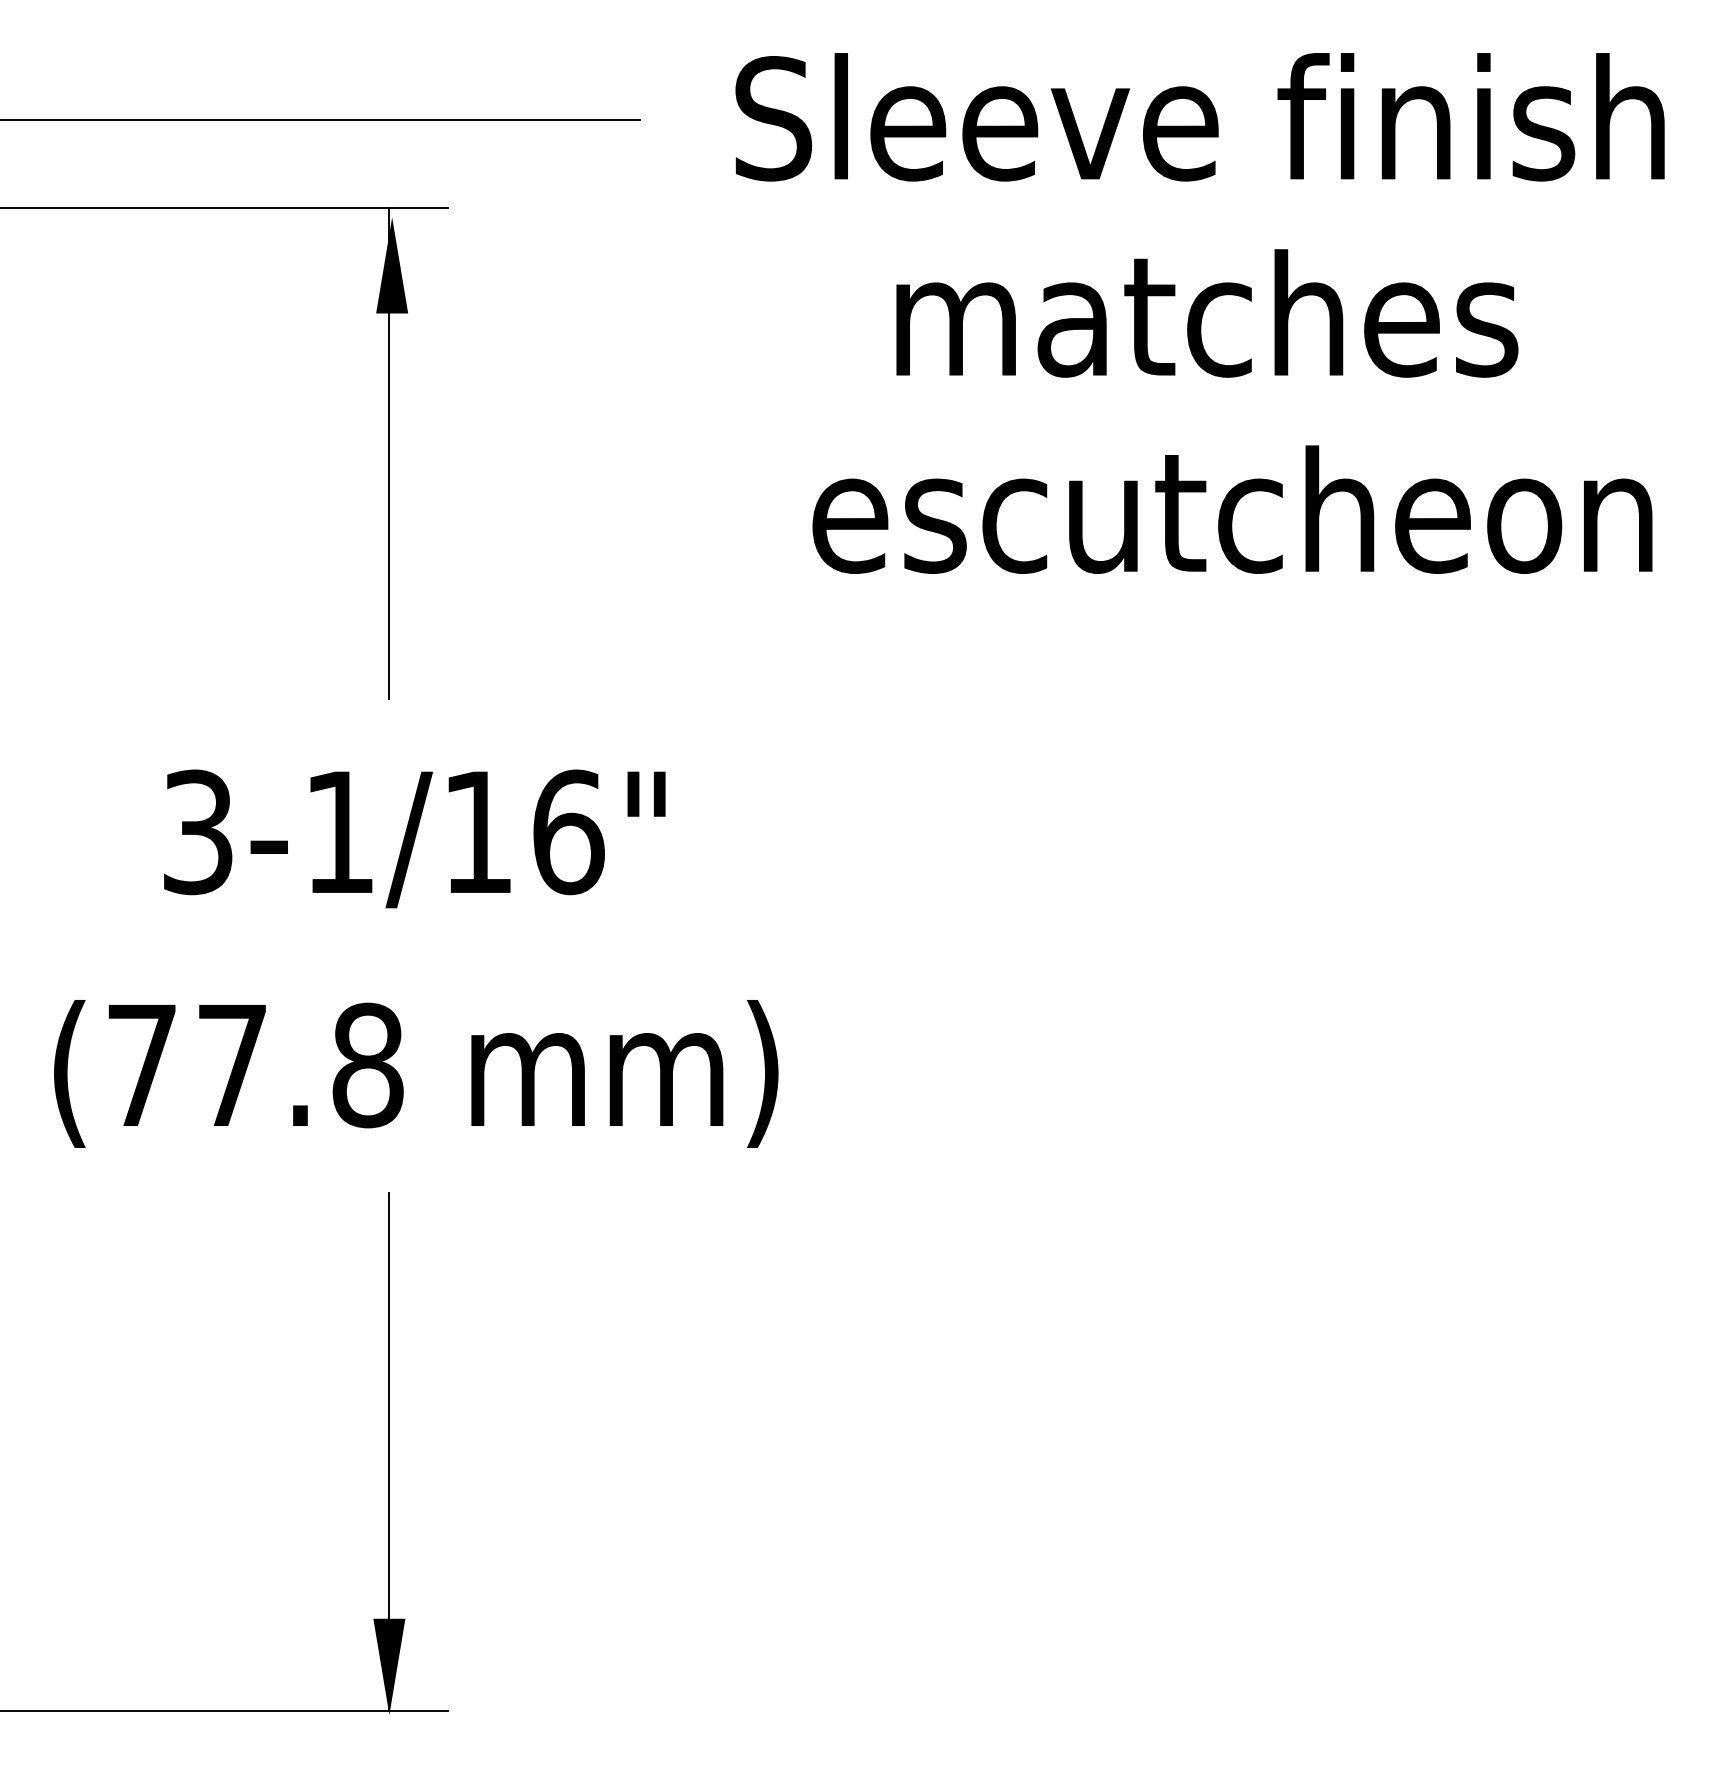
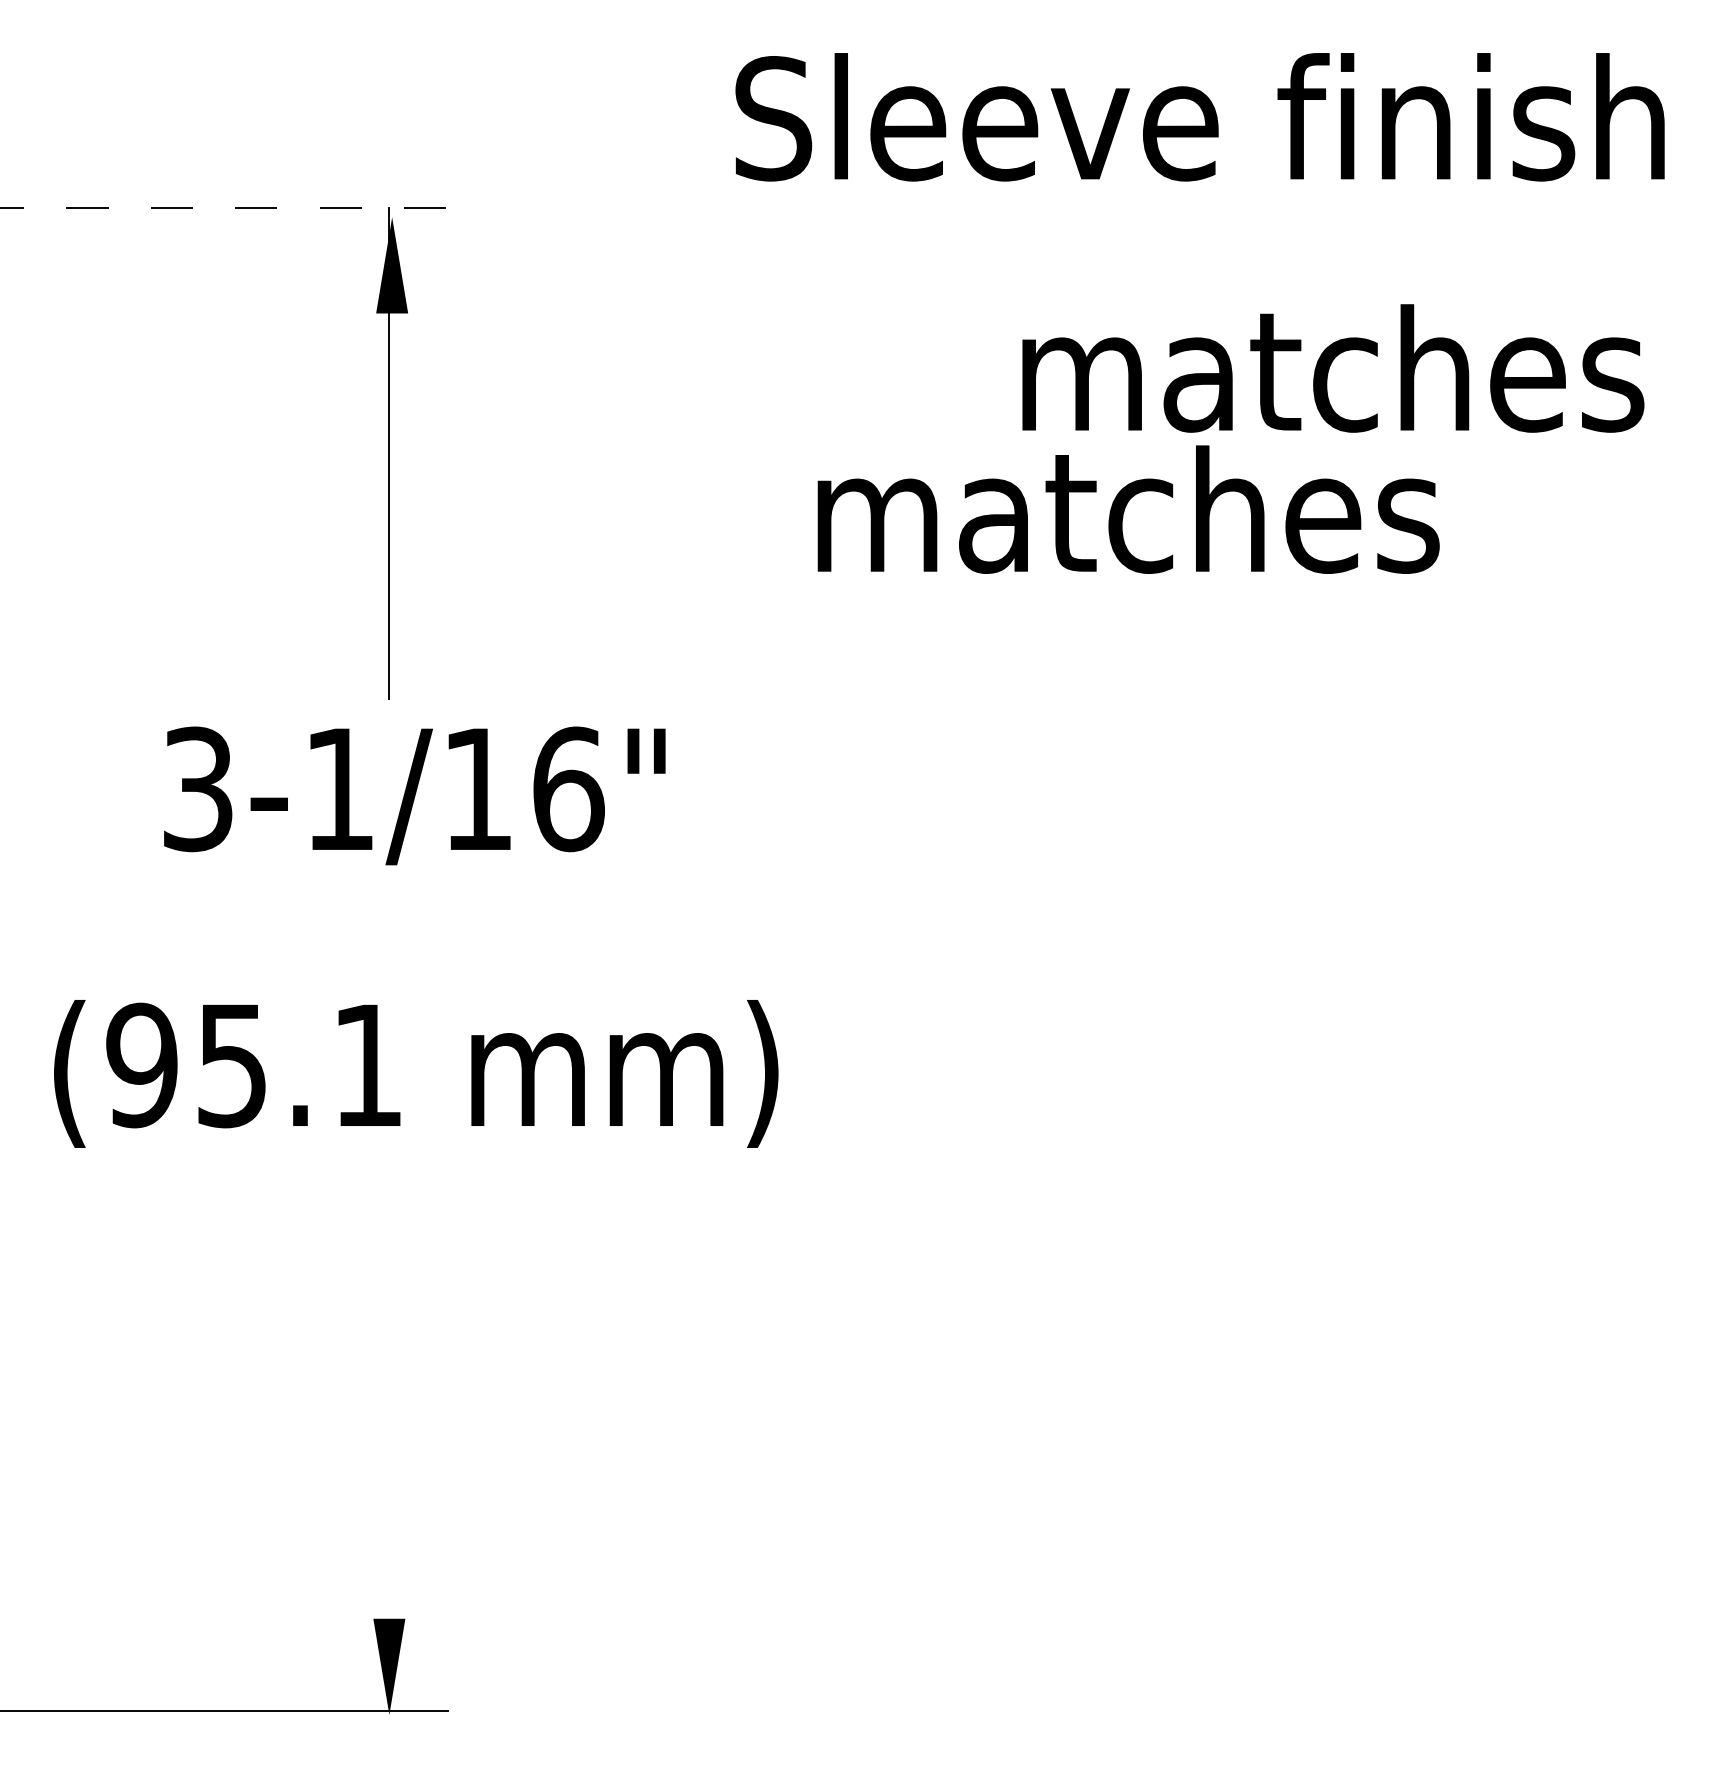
line: present -> none (321, 120)
line: solid -> dashed (224, 208)
text position: (1207, 313) -> (1333, 368) (1333, 368)
text: escutcheon -> matches (1232, 509)
text position: (414, 838) -> (414, 795) (414, 795)
text: (77.8 -> (95.1 (254, 1065)
line: present -> none (389, 1451)
